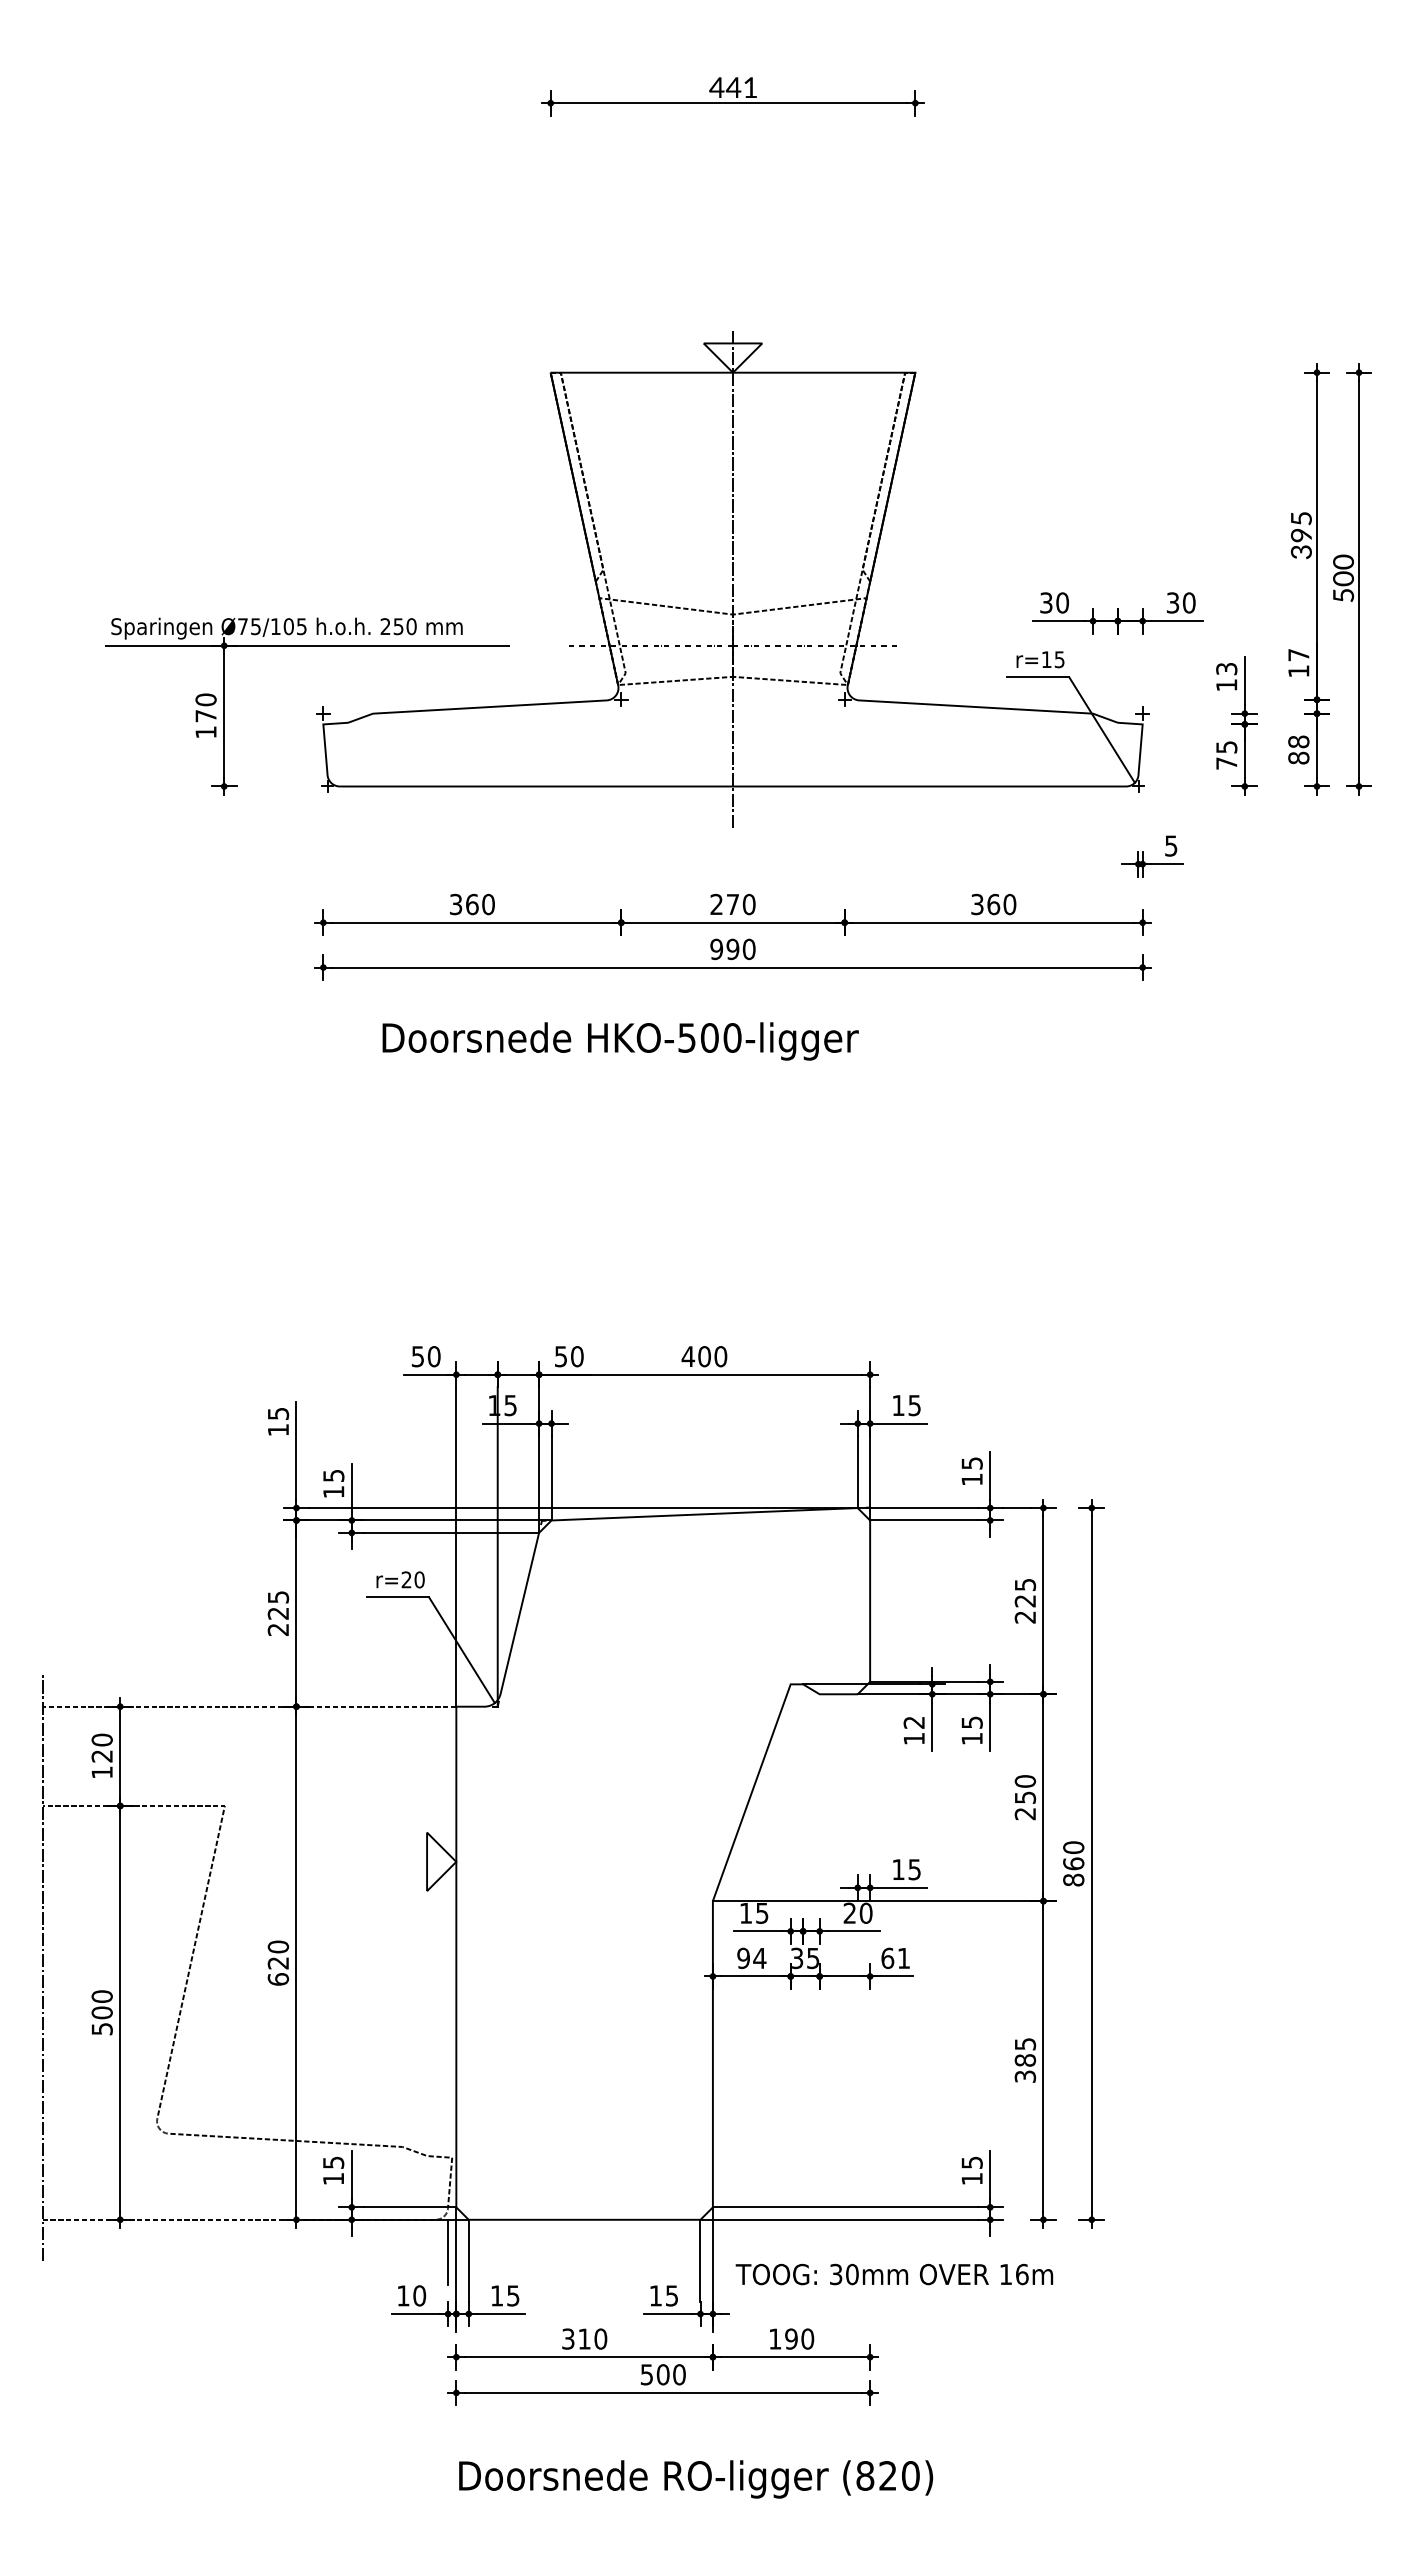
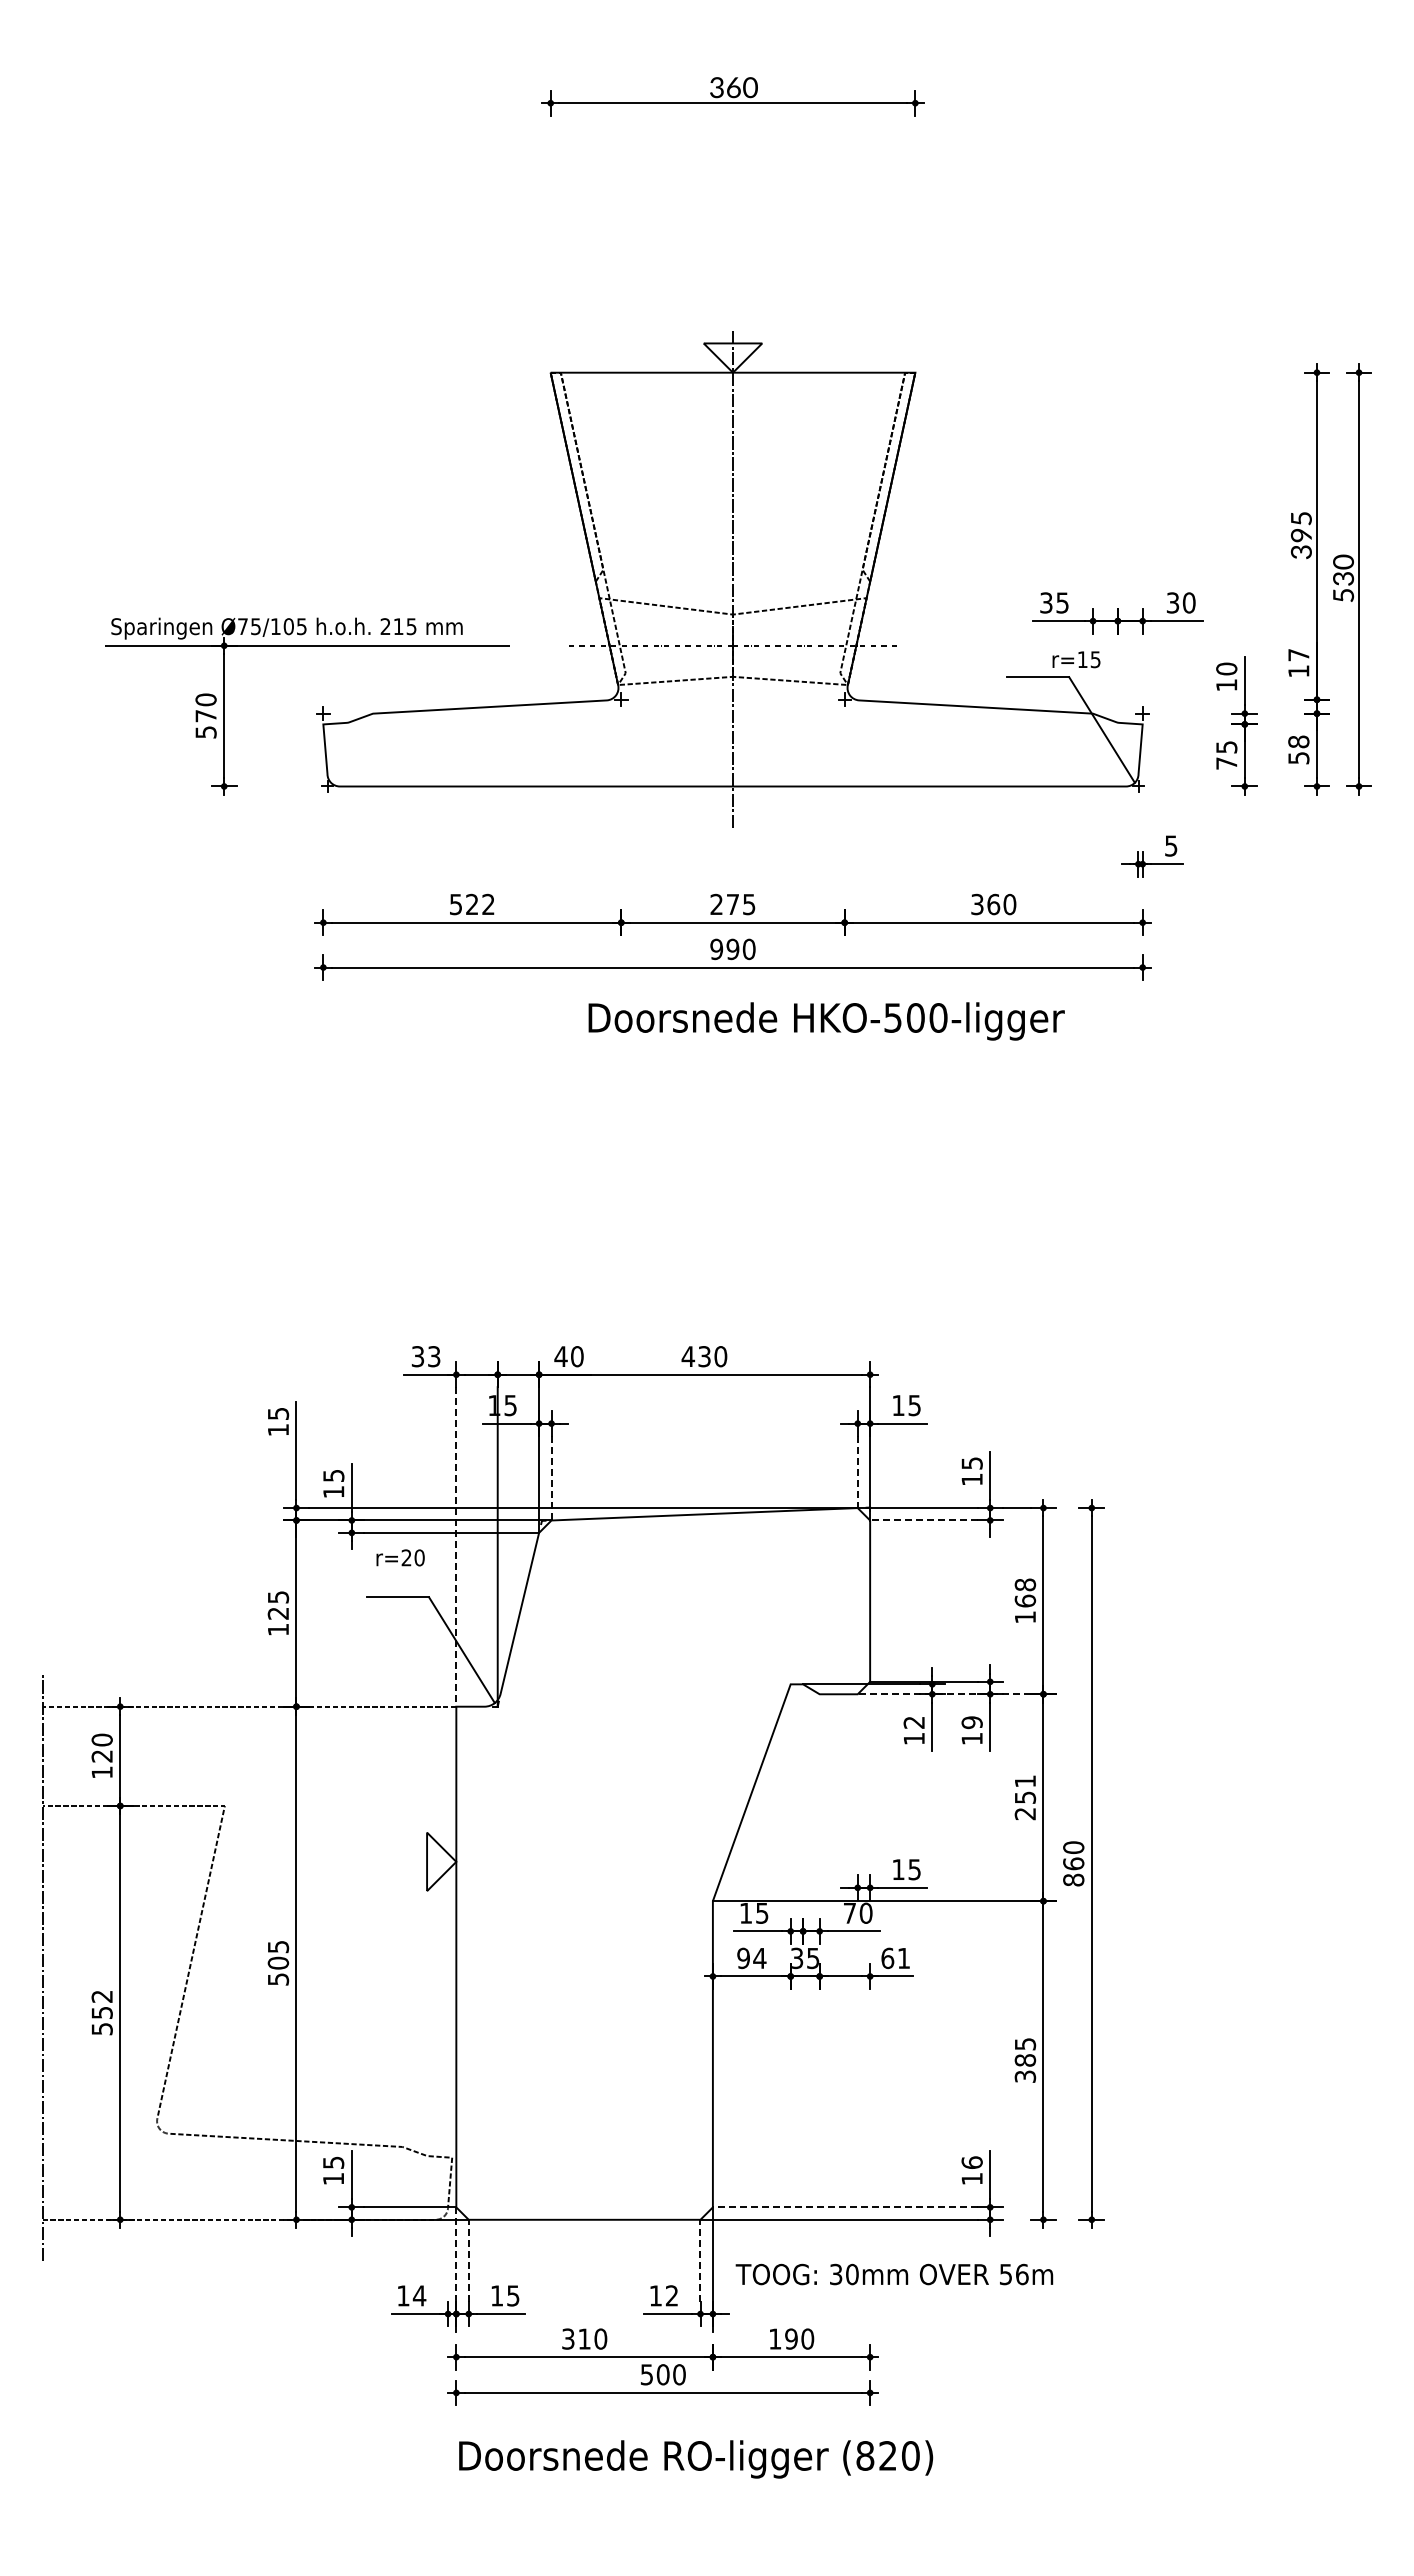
text: 441 -> 360 (733, 87)
text: 500 -> 530 (1343, 578)
text: 30 -> 35 (1062, 602)
text: 250 -> 215 (404, 626)
text position: (1040, 659) -> (1076, 659) (1076, 659)
text: 13 -> 10 (1226, 668)
text: 170 -> 570 (205, 732)
text: 88 -> 58 (1298, 757)
text: 360 -> 522 (472, 904)
text: 270 -> 275 (748, 904)
text position: (620, 1041) -> (826, 1021) (826, 1021)
text: 50 -> 33 (426, 1356)
text: 50 -> 40 (560, 1356)
text: 400 -> 430 (704, 1356)
line: solid -> dashed (857, 1472)
line: solid -> dashed (551, 1478)
line: solid -> dashed (923, 1520)
line: solid -> dashed (456, 1546)
text position: (400, 1579) -> (400, 1557) (400, 1557)
text: 225 -> 168 (1025, 1600)
text: 225 -> 125 (277, 1629)
line: solid -> dashed (944, 1694)
text: 15 -> 19 (971, 1722)
text: 250 -> 251 (1025, 1781)
text: 20 -> 70 (849, 1912)
text: 620 -> 505 (278, 1962)
text: 500 -> 552 (101, 2004)
text: 15 -> 16 (971, 2162)
line: solid -> dashed (844, 2207)
line: present -> none (448, 2251)
line: solid -> dashed (456, 2254)
line: solid -> dashed (468, 2260)
line: solid -> dashed (700, 2260)
text: 16m -> 56m (1005, 2274)
text: 10 -> 14 (419, 2295)
text: 15 -> 12 (671, 2295)
text position: (696, 2479) -> (696, 2459) (696, 2459)
